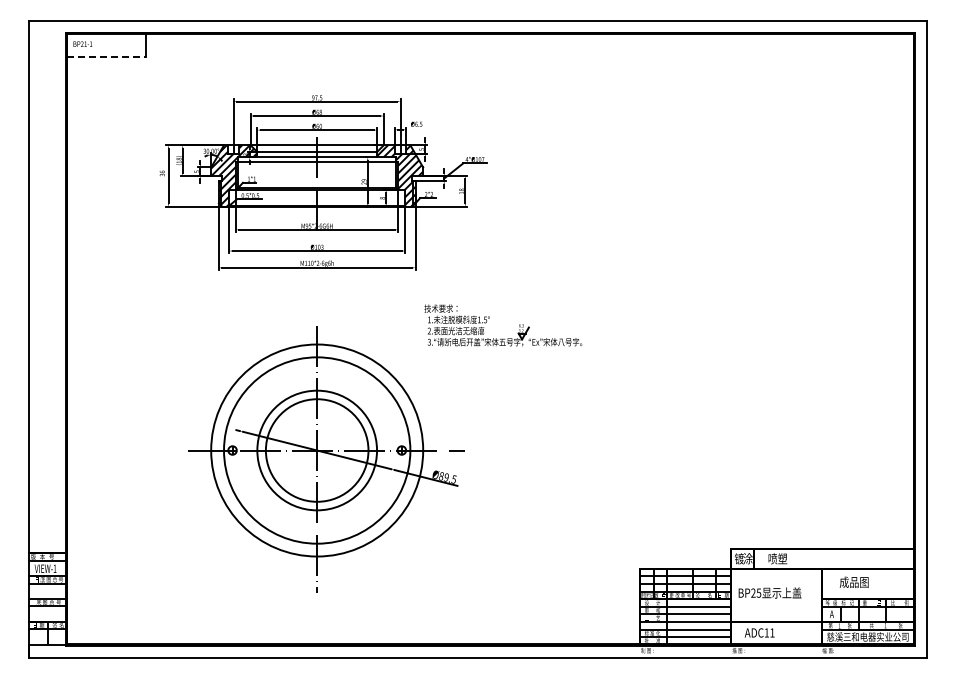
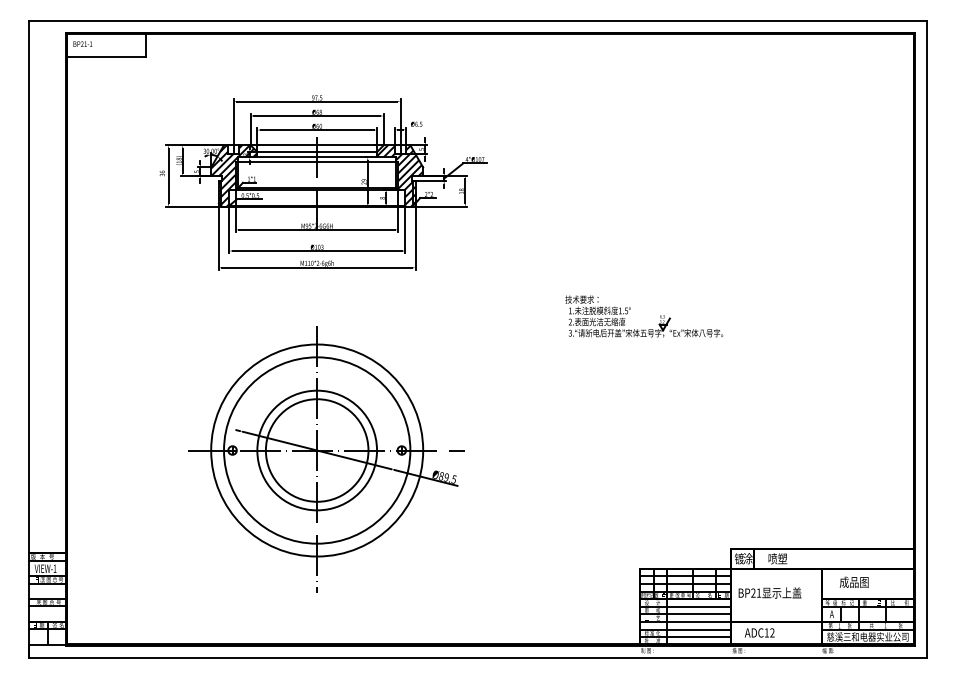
line: dashed -> solid (106, 56)
part position: (503, 338) -> (644, 329) (644, 329)
text: BP25 -> BP21 (758, 592)
text: ADC11 -> ADC12 (772, 632)
